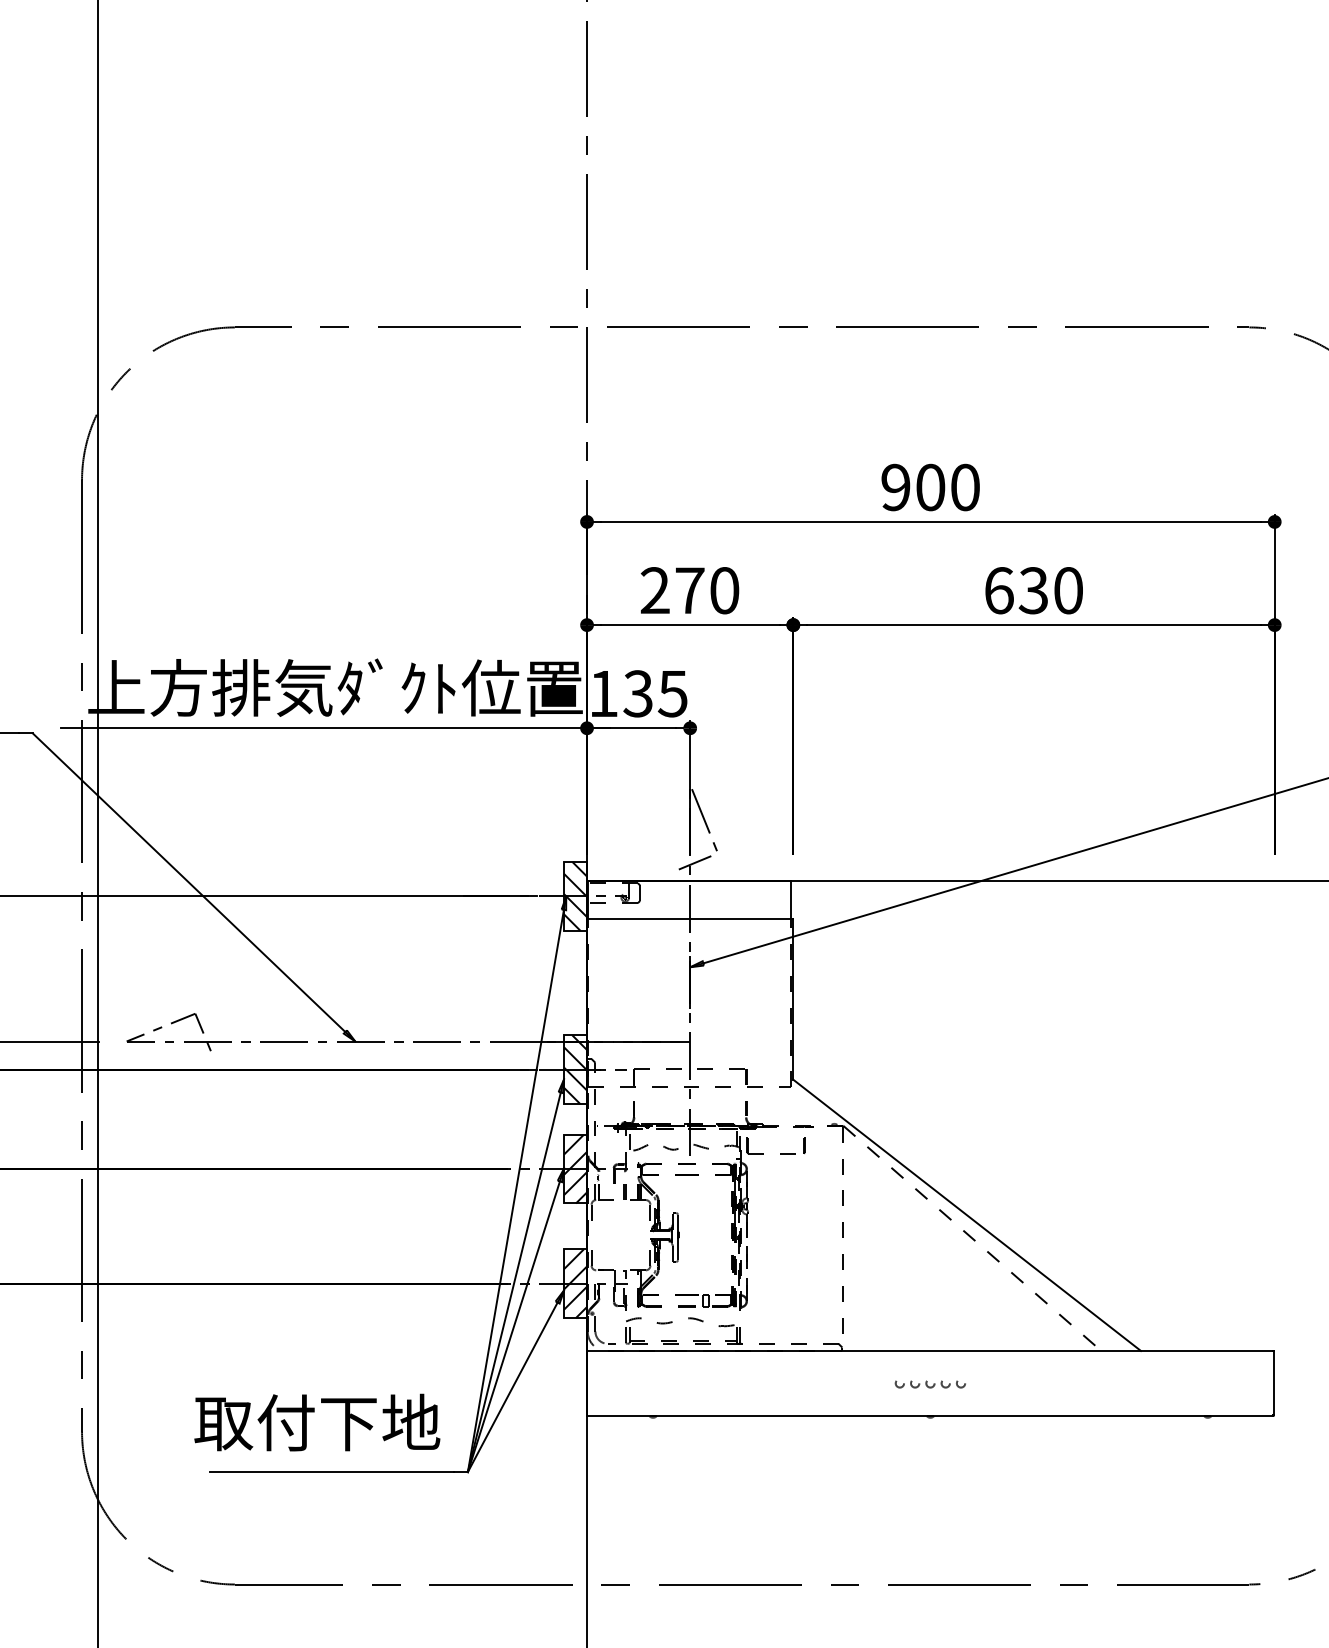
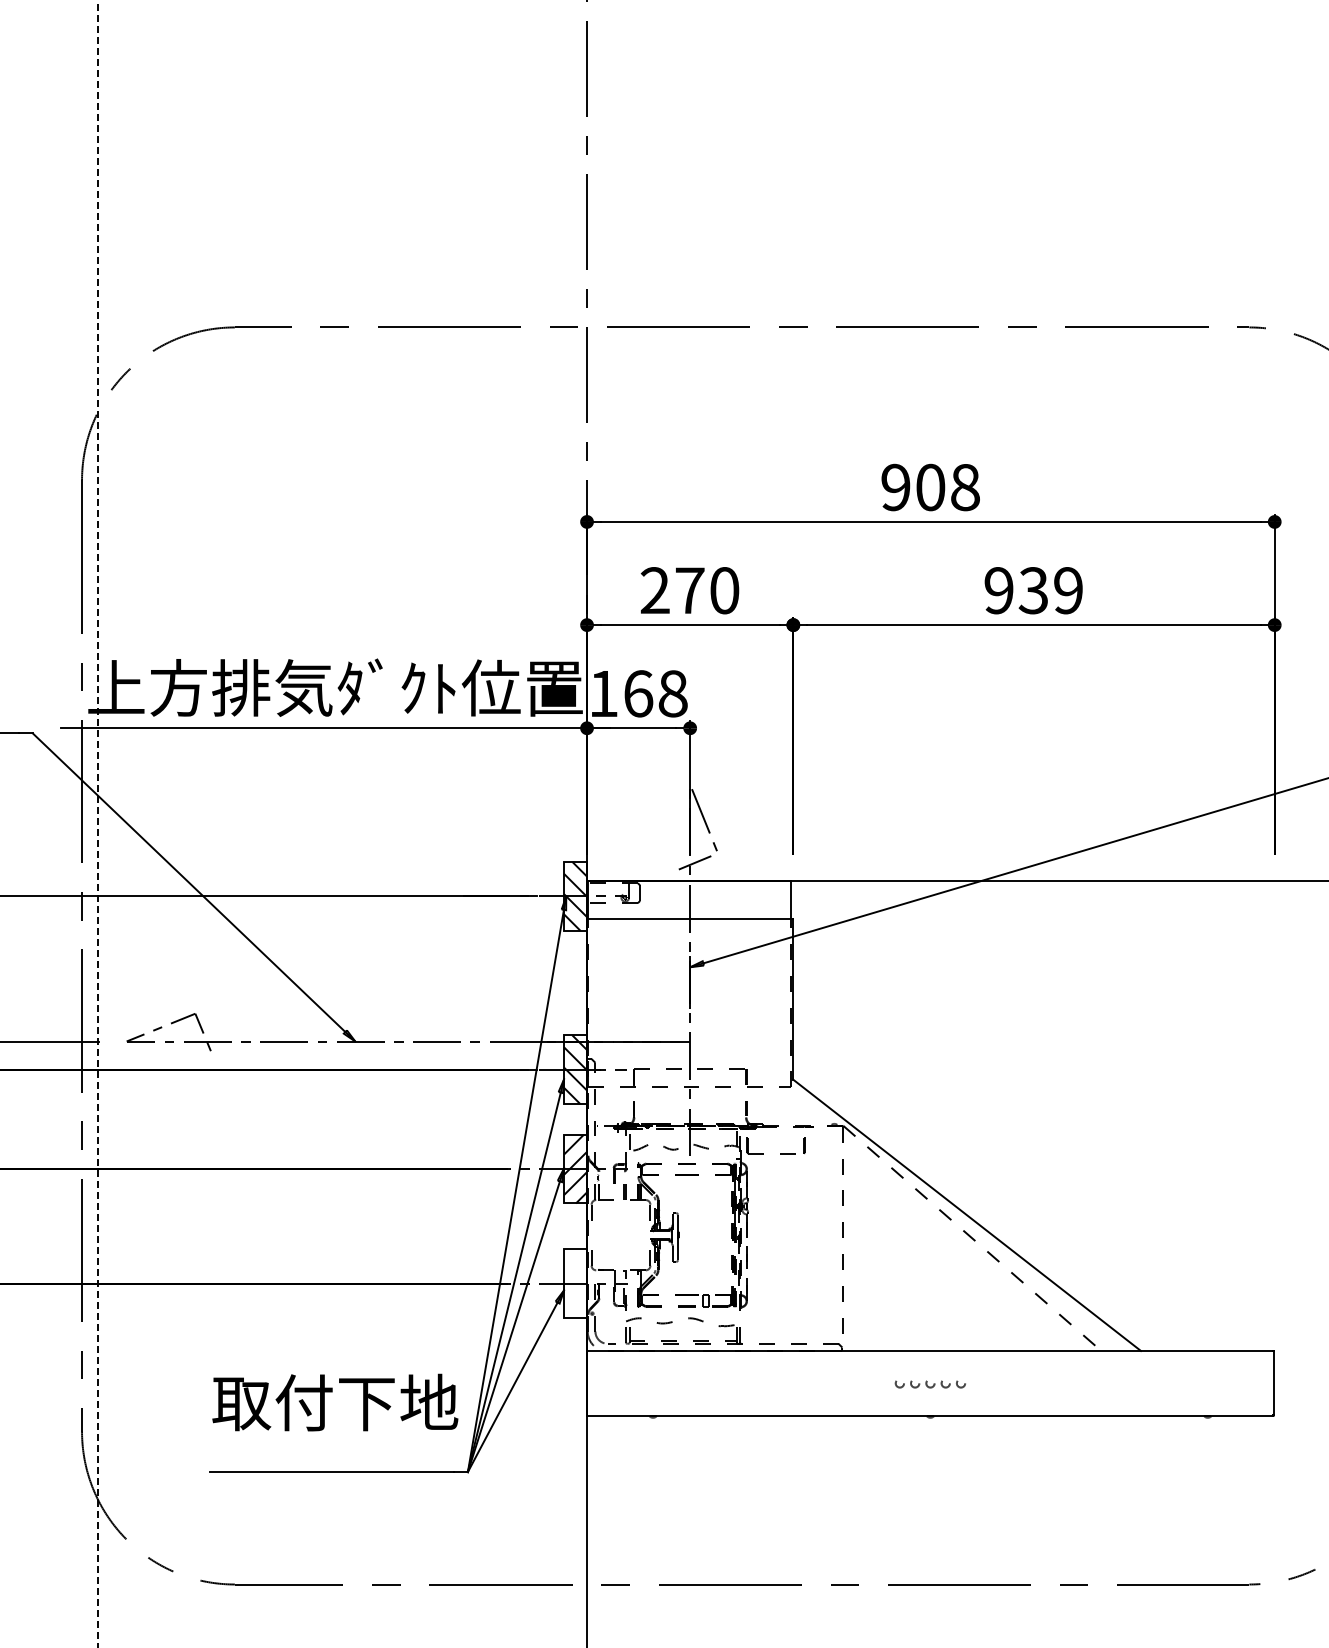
text: 900 -> 908 (965, 486)
text: 630 -> 939 (1033, 590)
text: 135 -> 168 (655, 693)
line: solid -> dashed (97, 823)
hatch: present -> none (575, 1283)
text position: (317, 1422) -> (335, 1402) (335, 1402)
